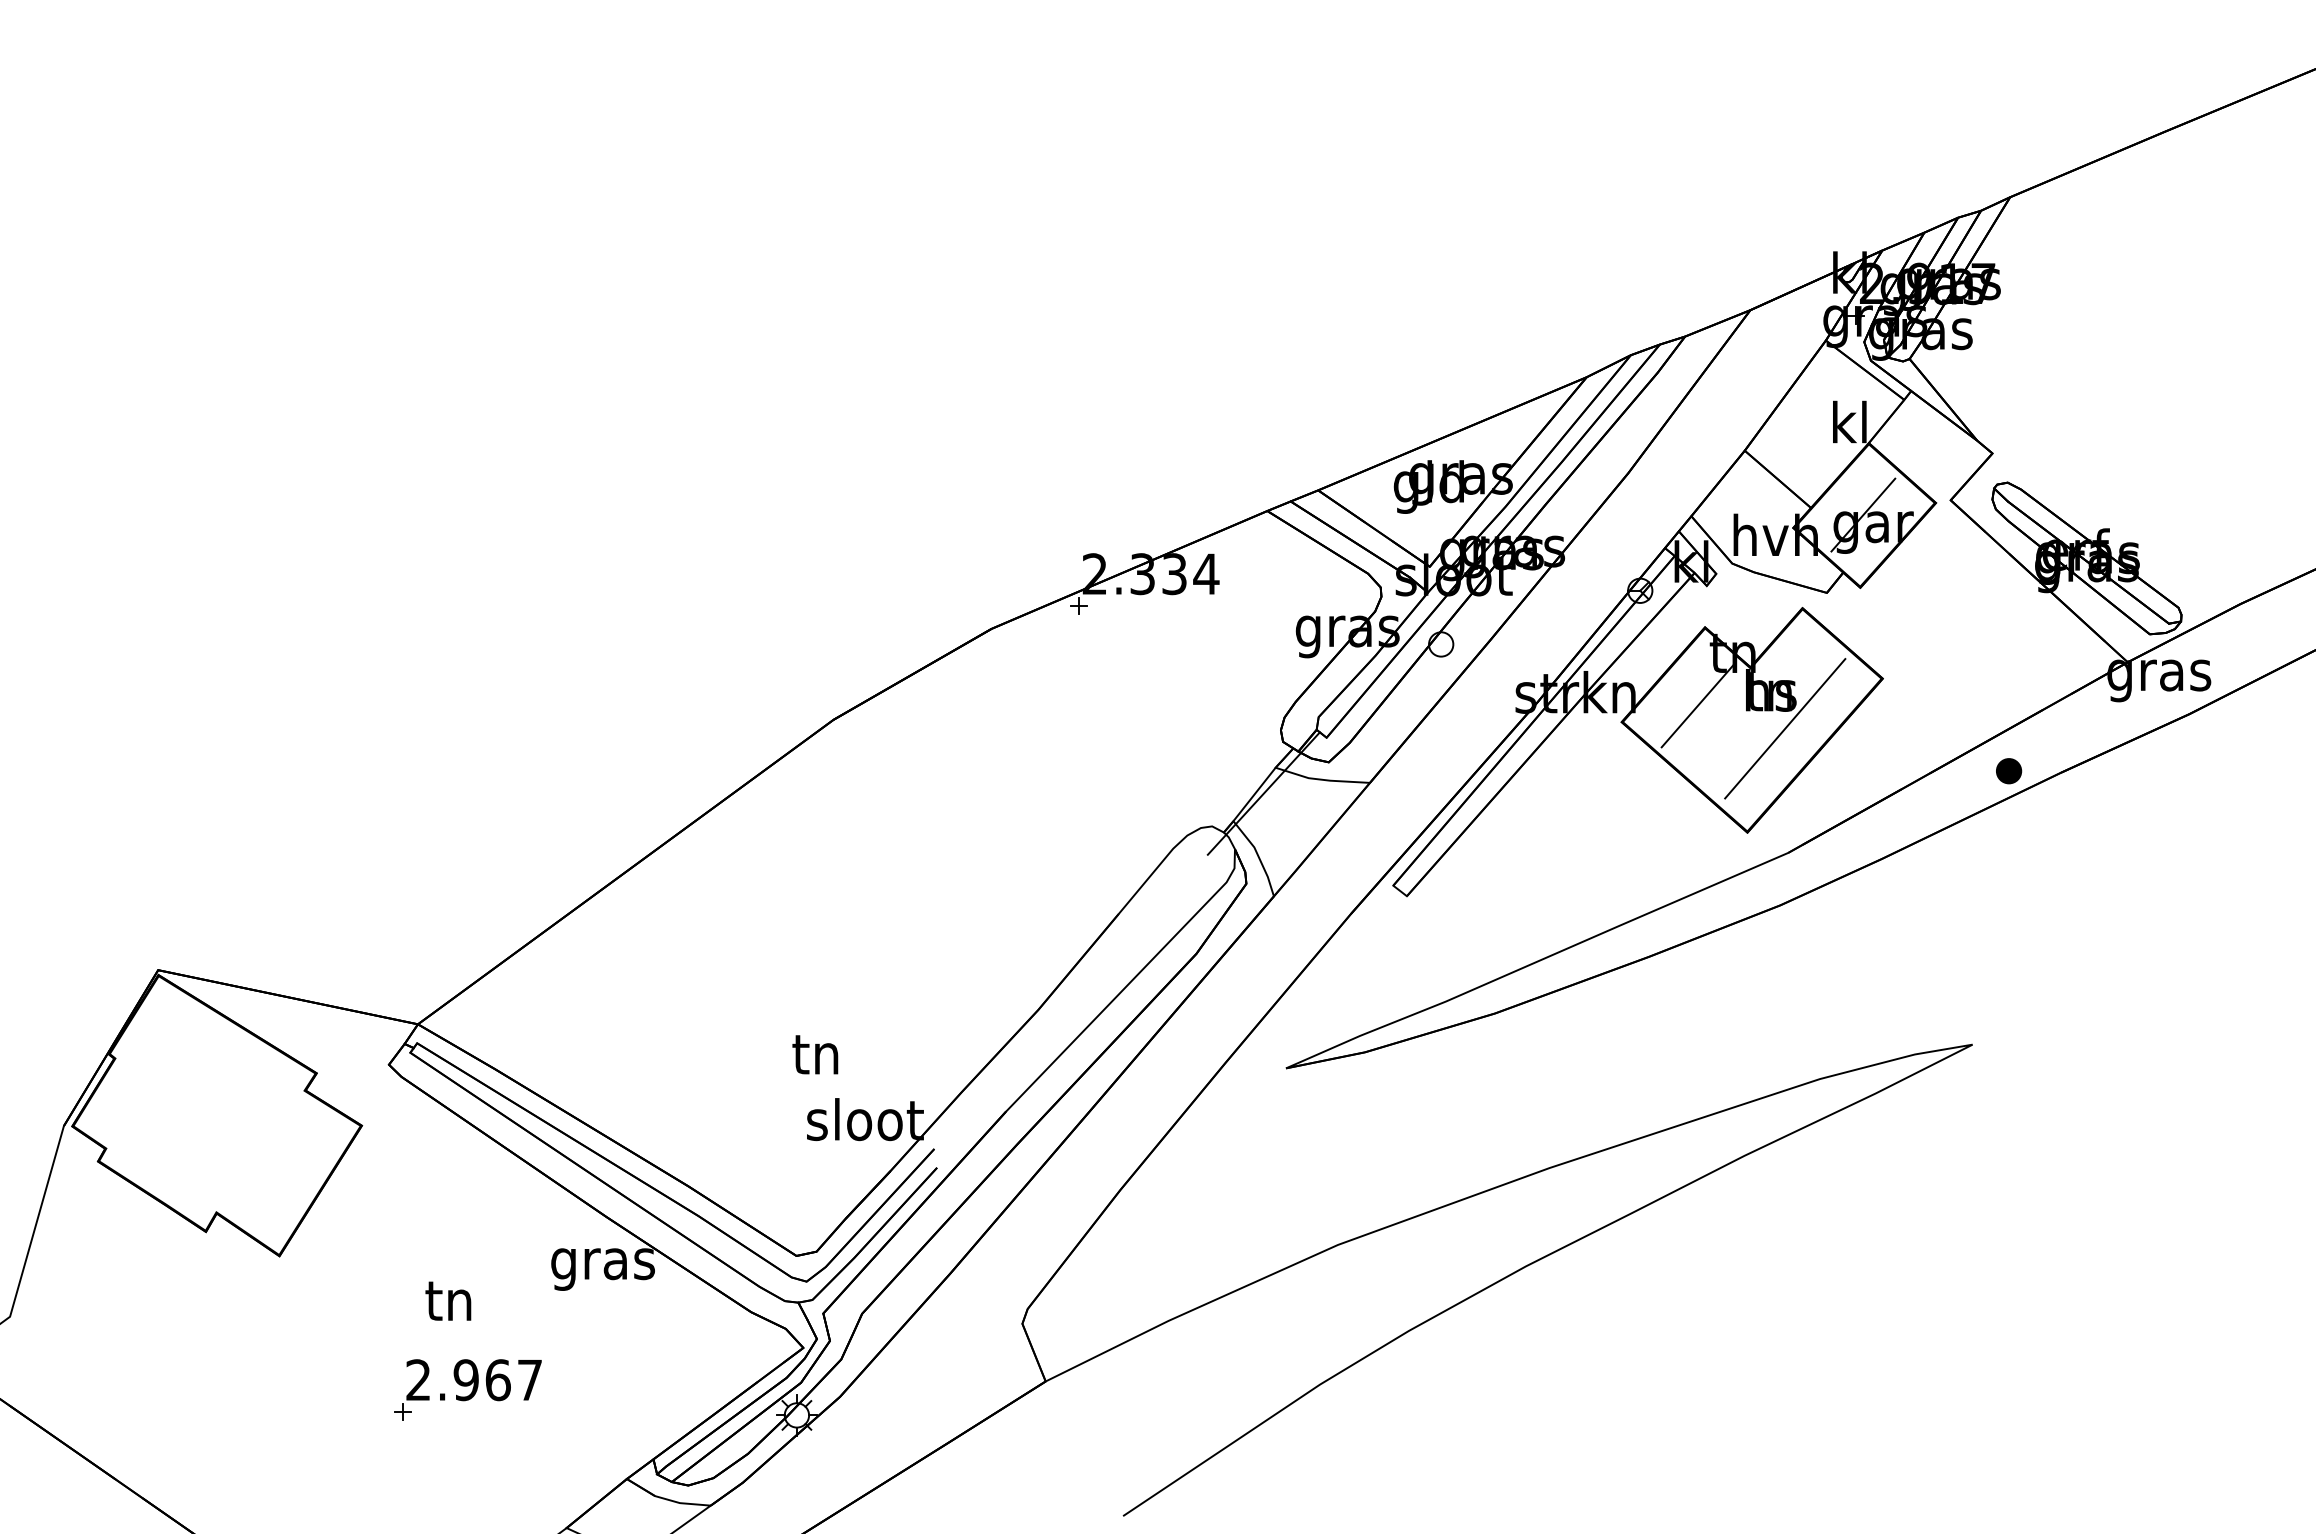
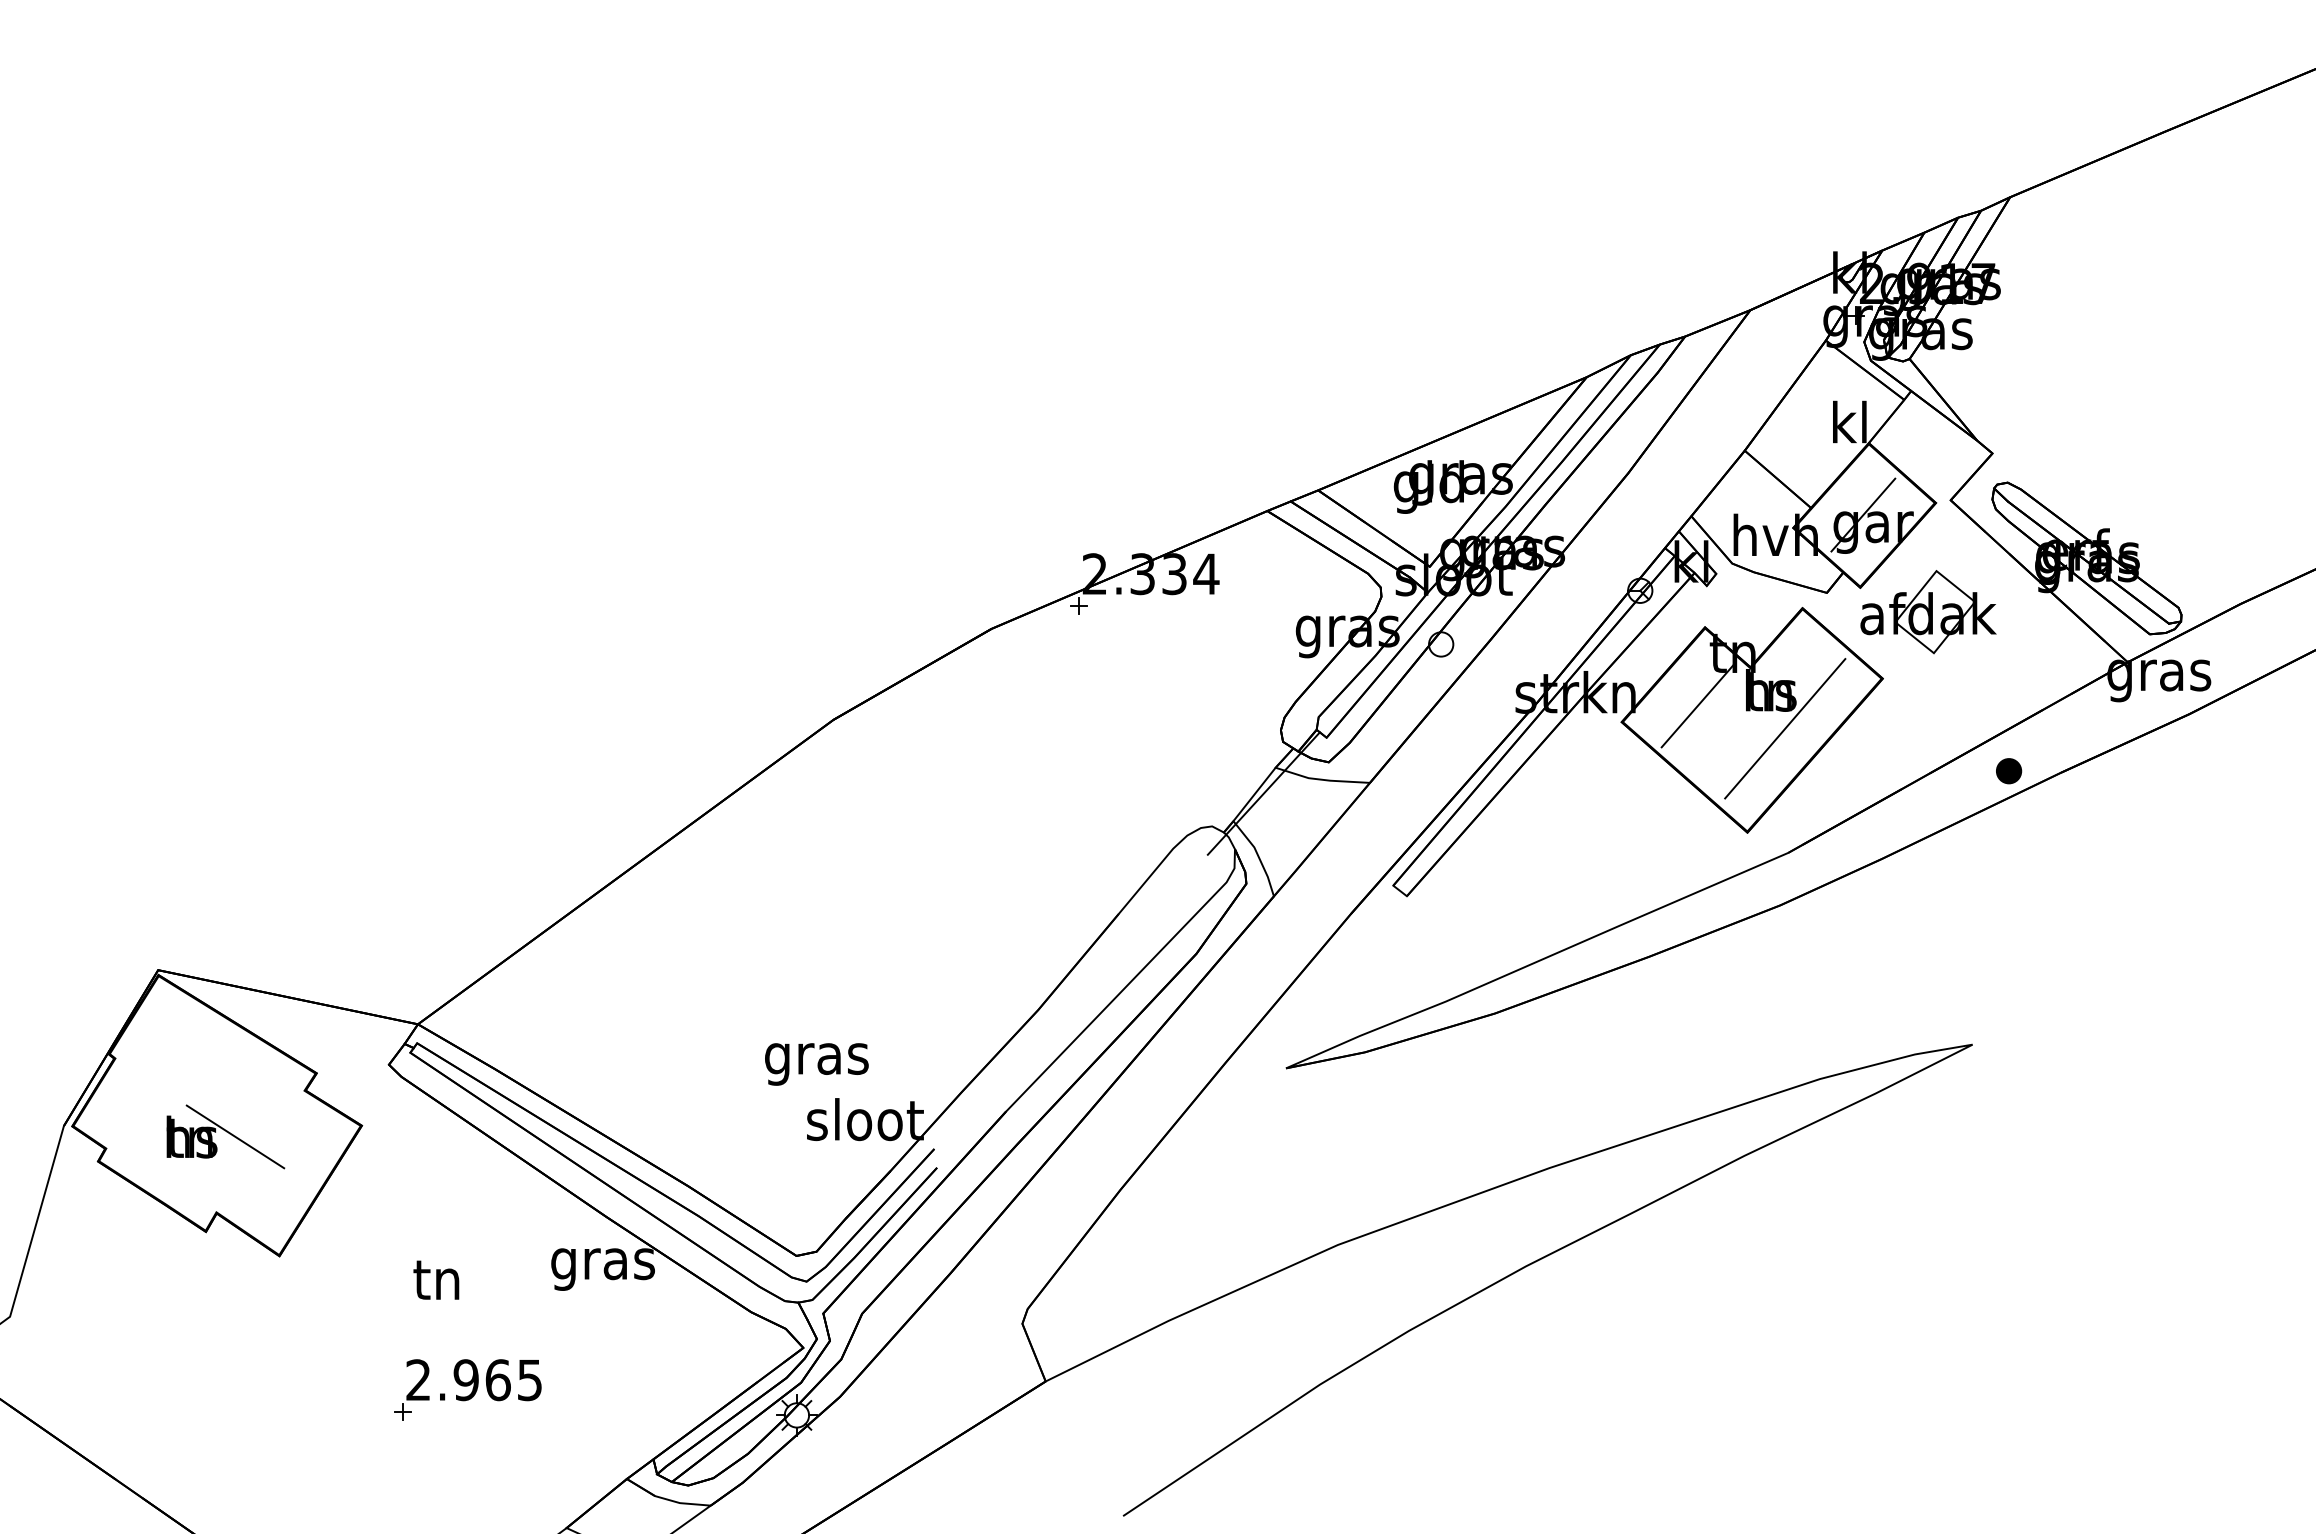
part: none -> present (1928, 612)
text: tn -> gras (816, 1060)
part: none -> present (225, 1136)
text position: (448, 1300) -> (436, 1279) (436, 1279)
text: 2.967 -> 2.965 (529, 1380)
